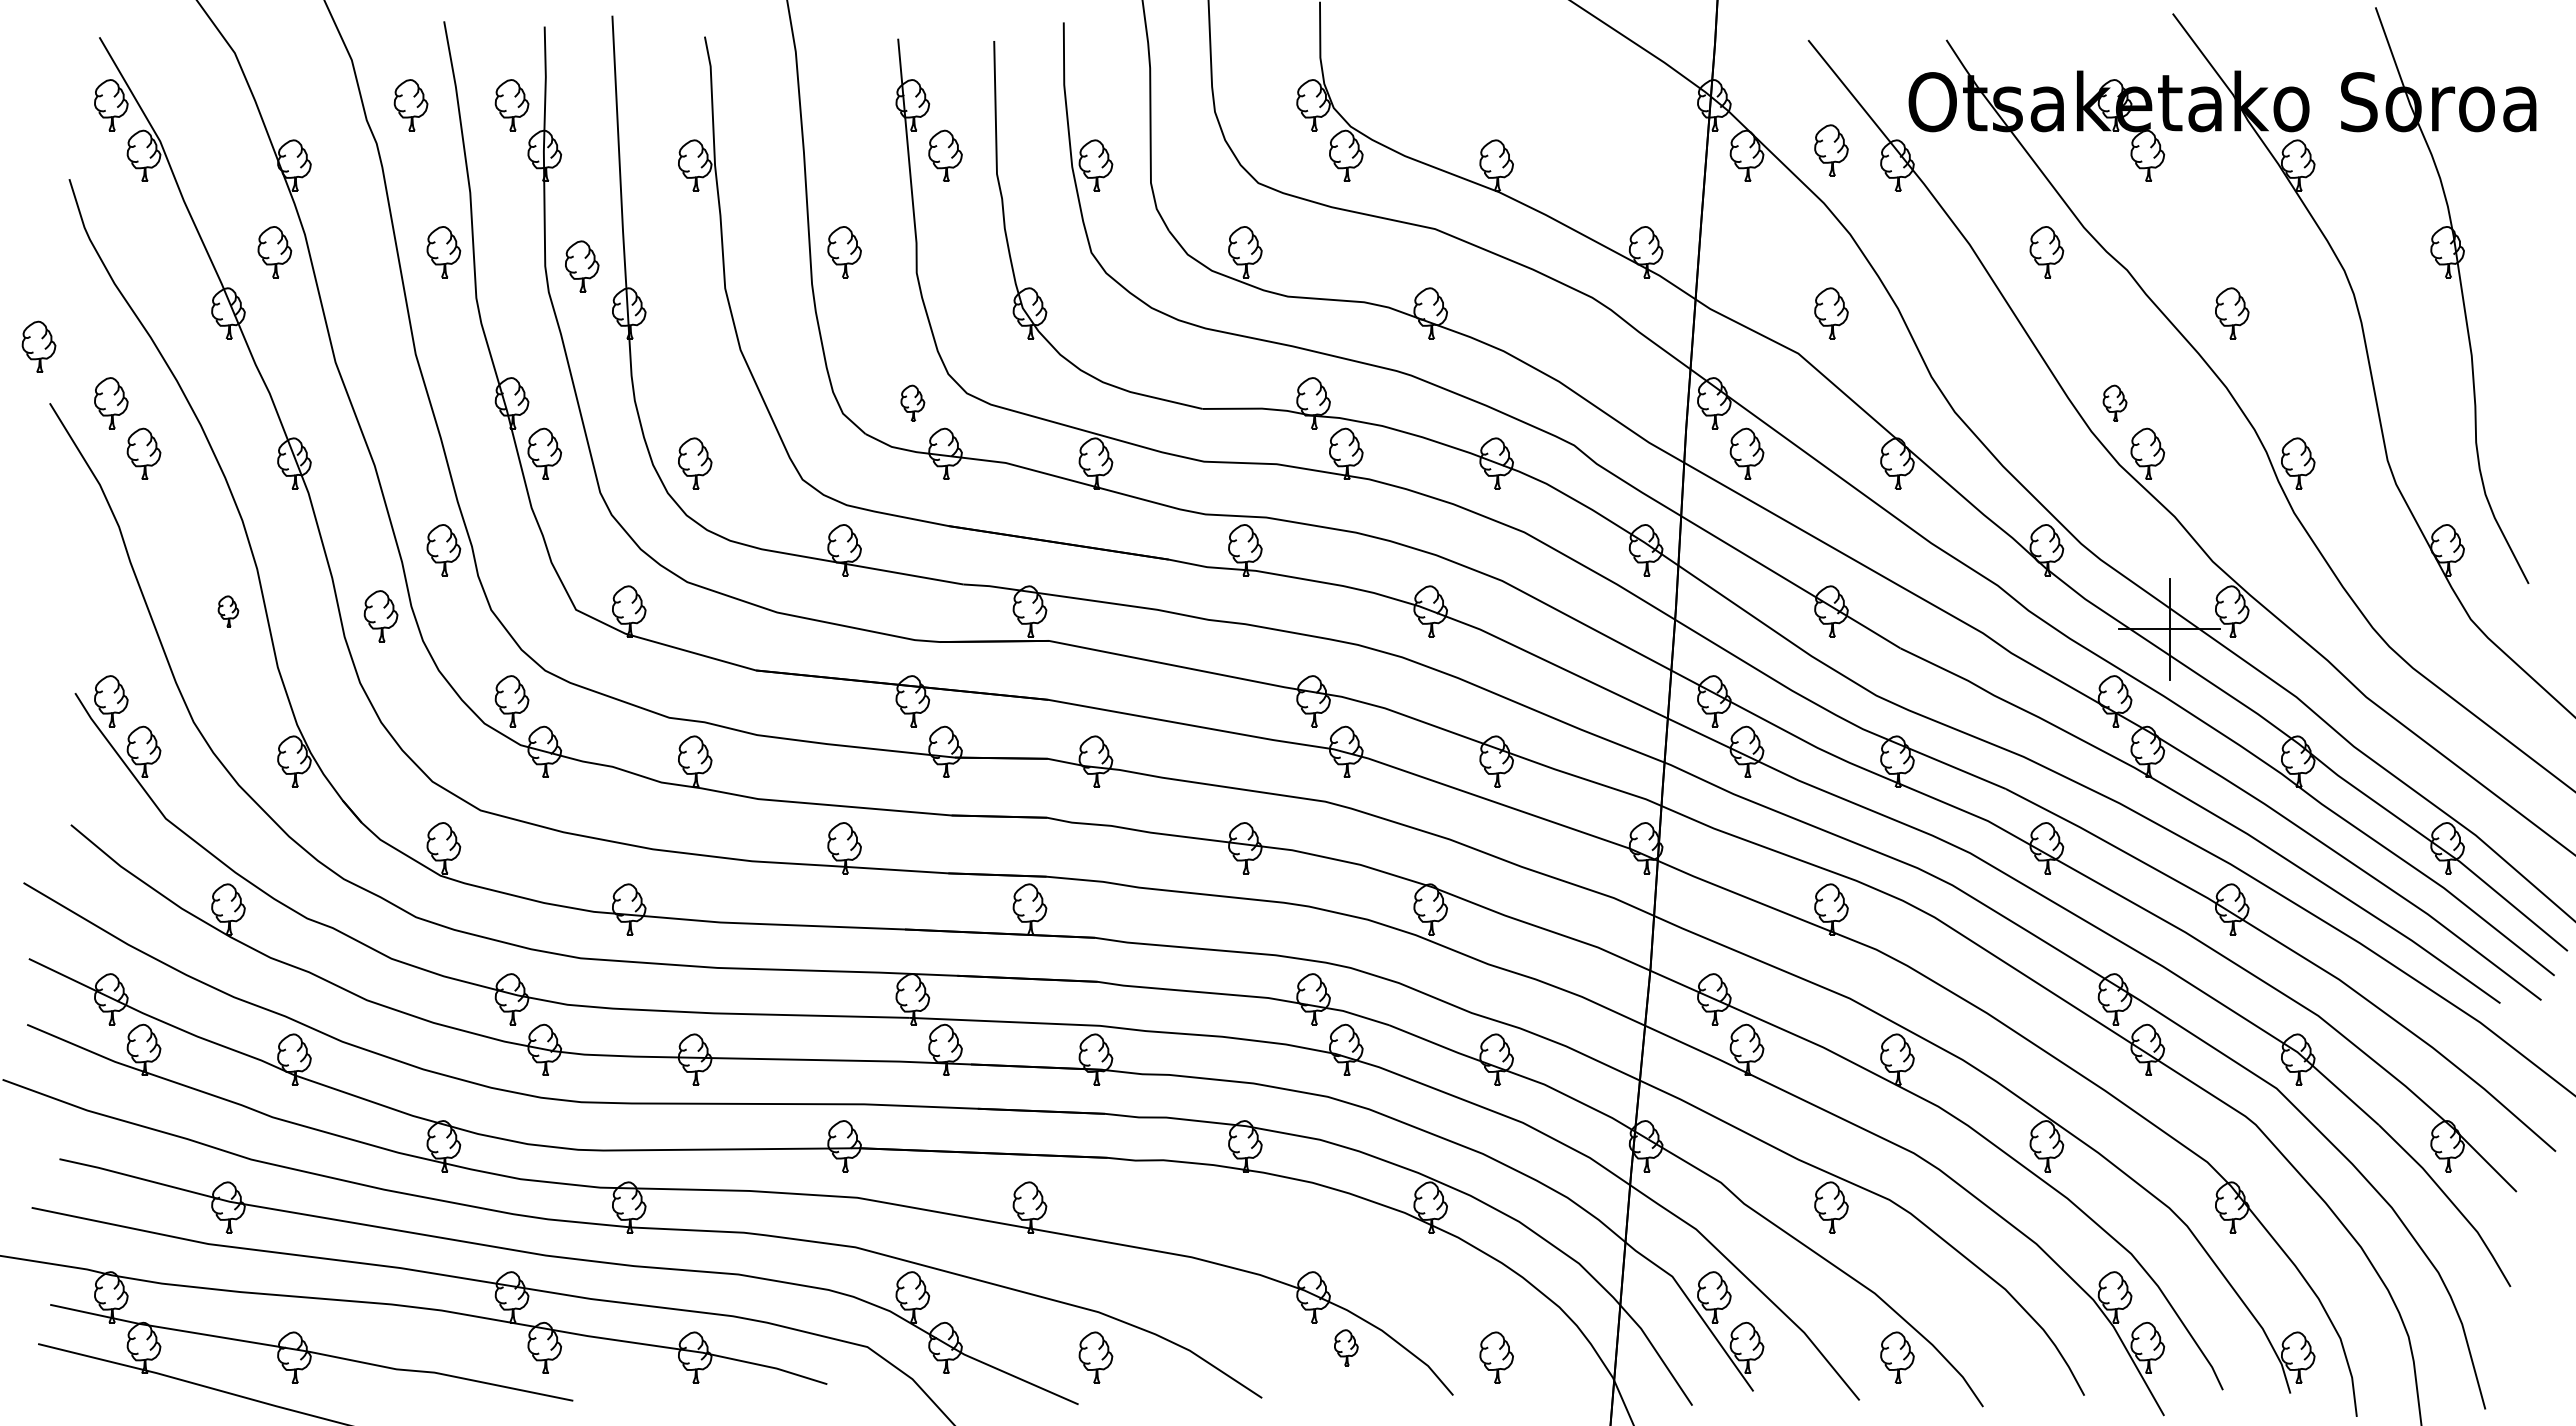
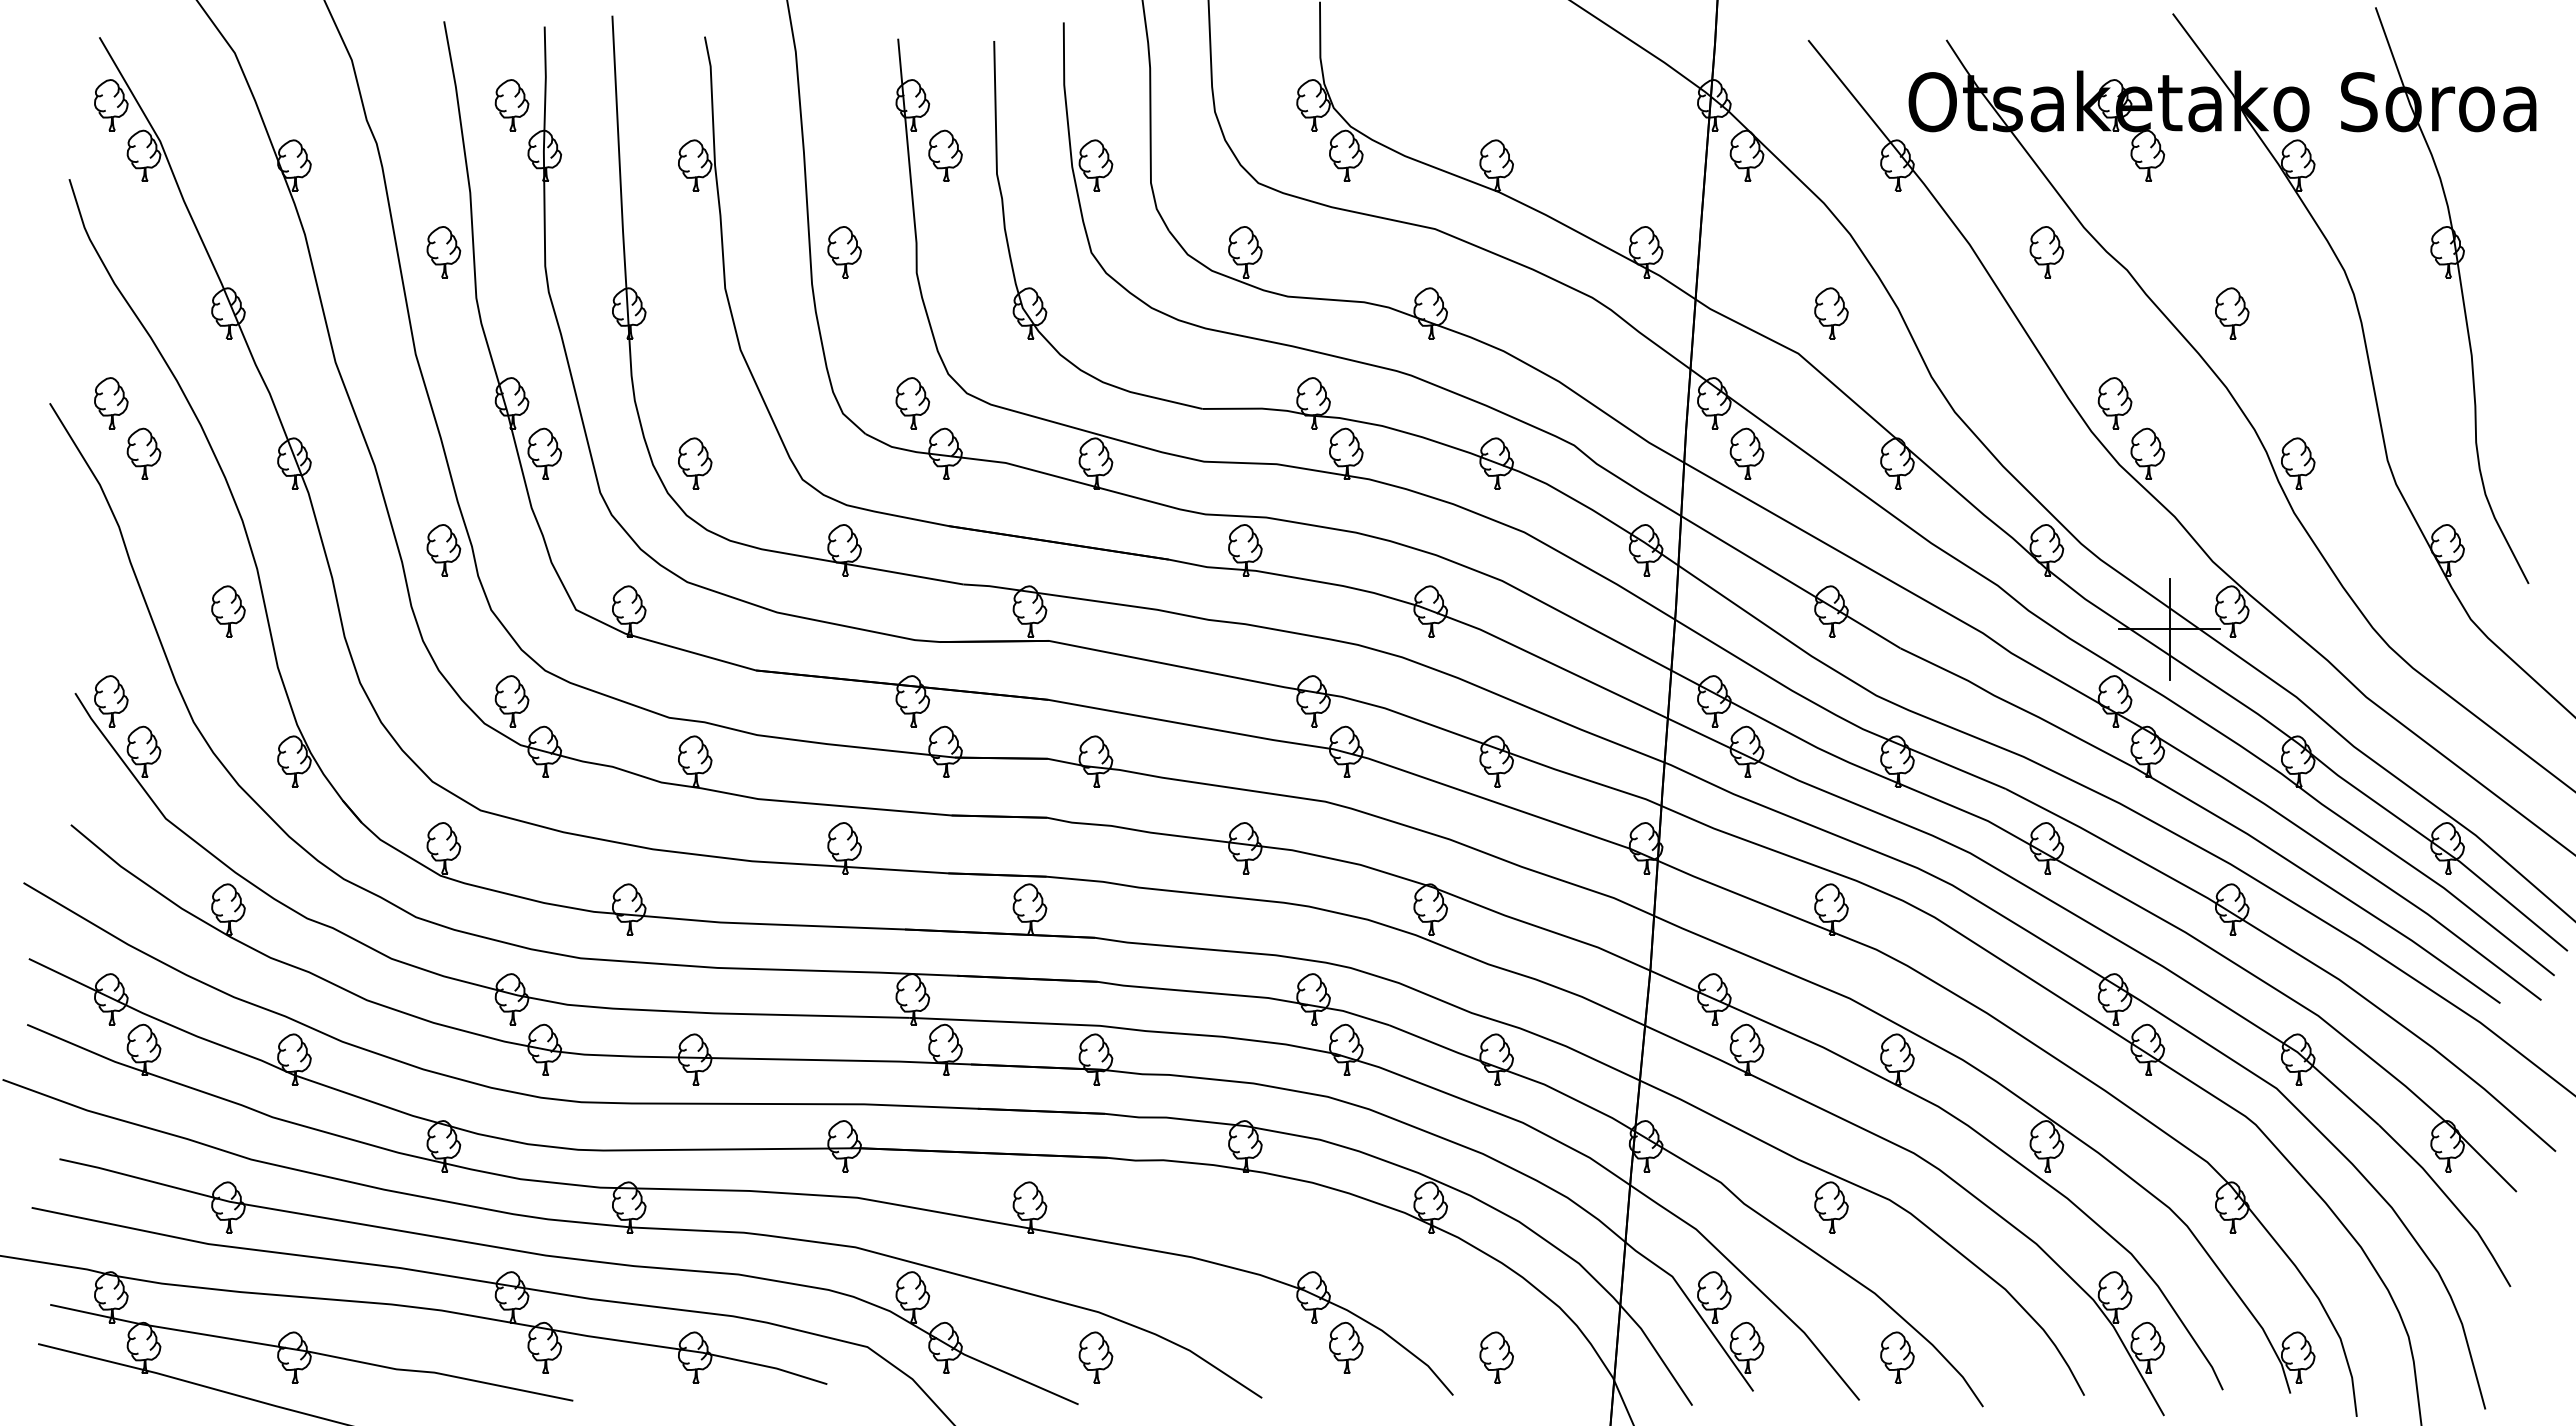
part: present -> none (410, 105)
part: present -> none (1831, 150)
part: present -> none (274, 252)
part: present -> none (582, 266)
part: present -> none (38, 346)
part size: 26x38 px -> 36x53 px (912, 403)
part size: 26x38 px -> 36x53 px (2114, 403)
part size: 23x33 px -> 35x53 px (228, 611)
part: present -> none (380, 616)
part size: 25x38 px -> 35x53 px (1346, 1347)
